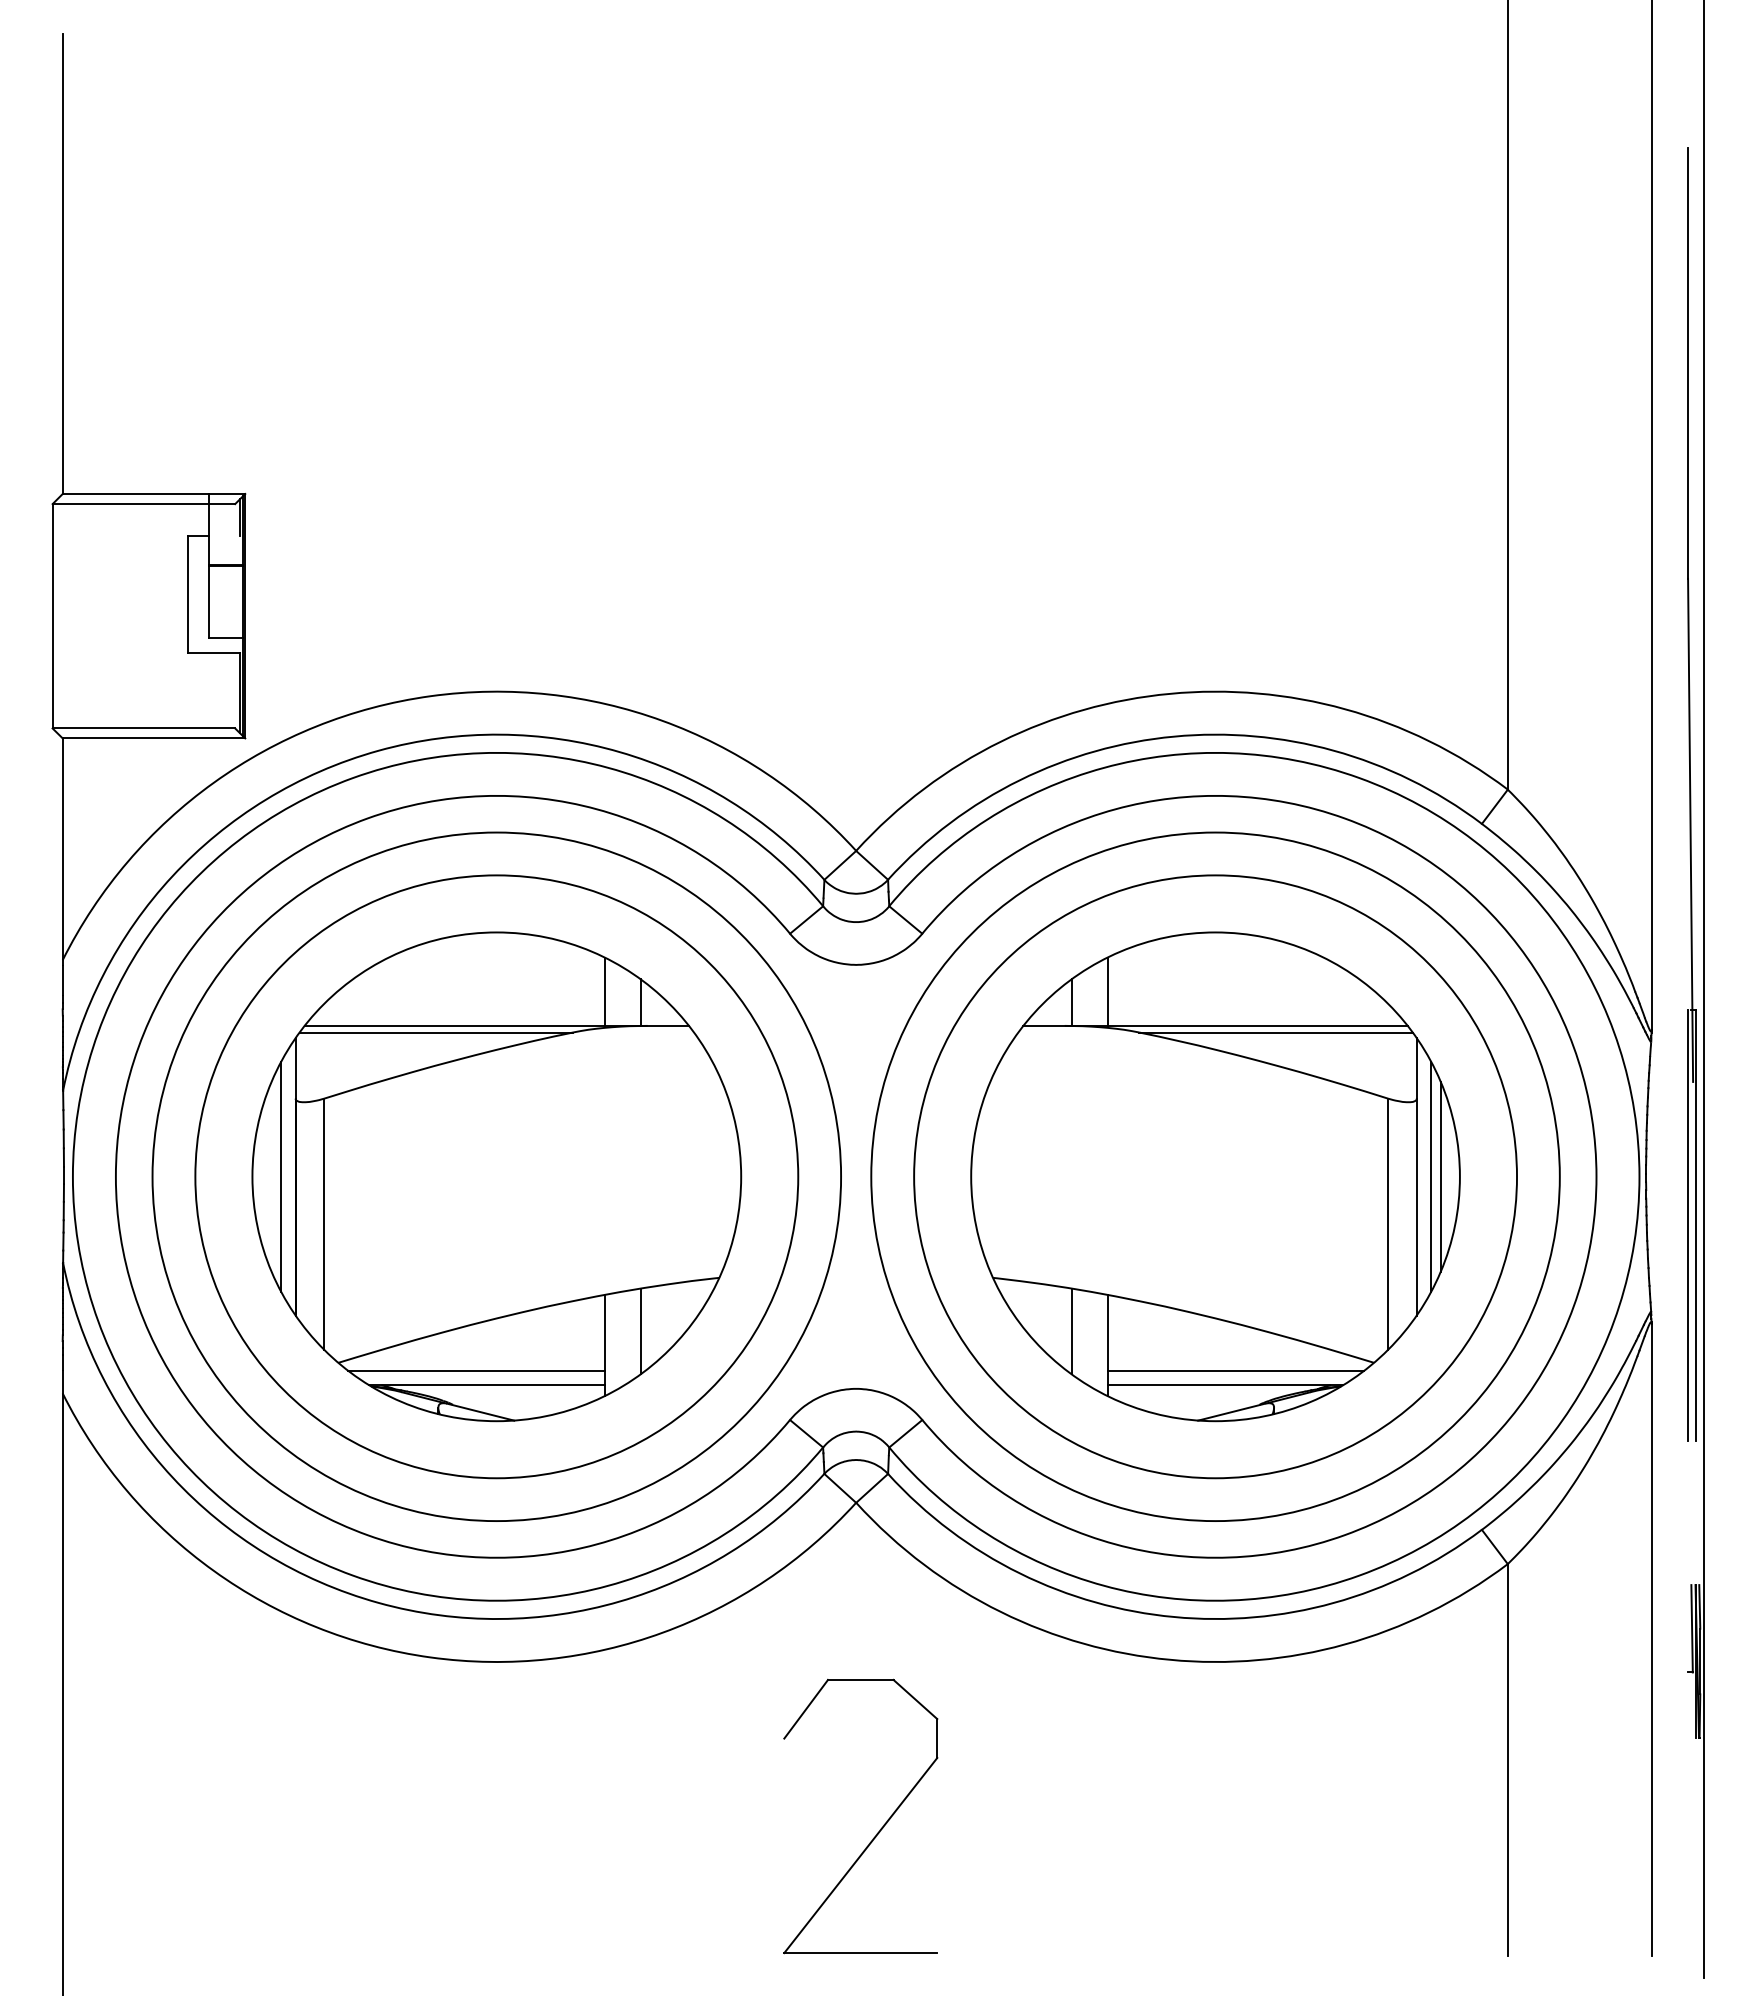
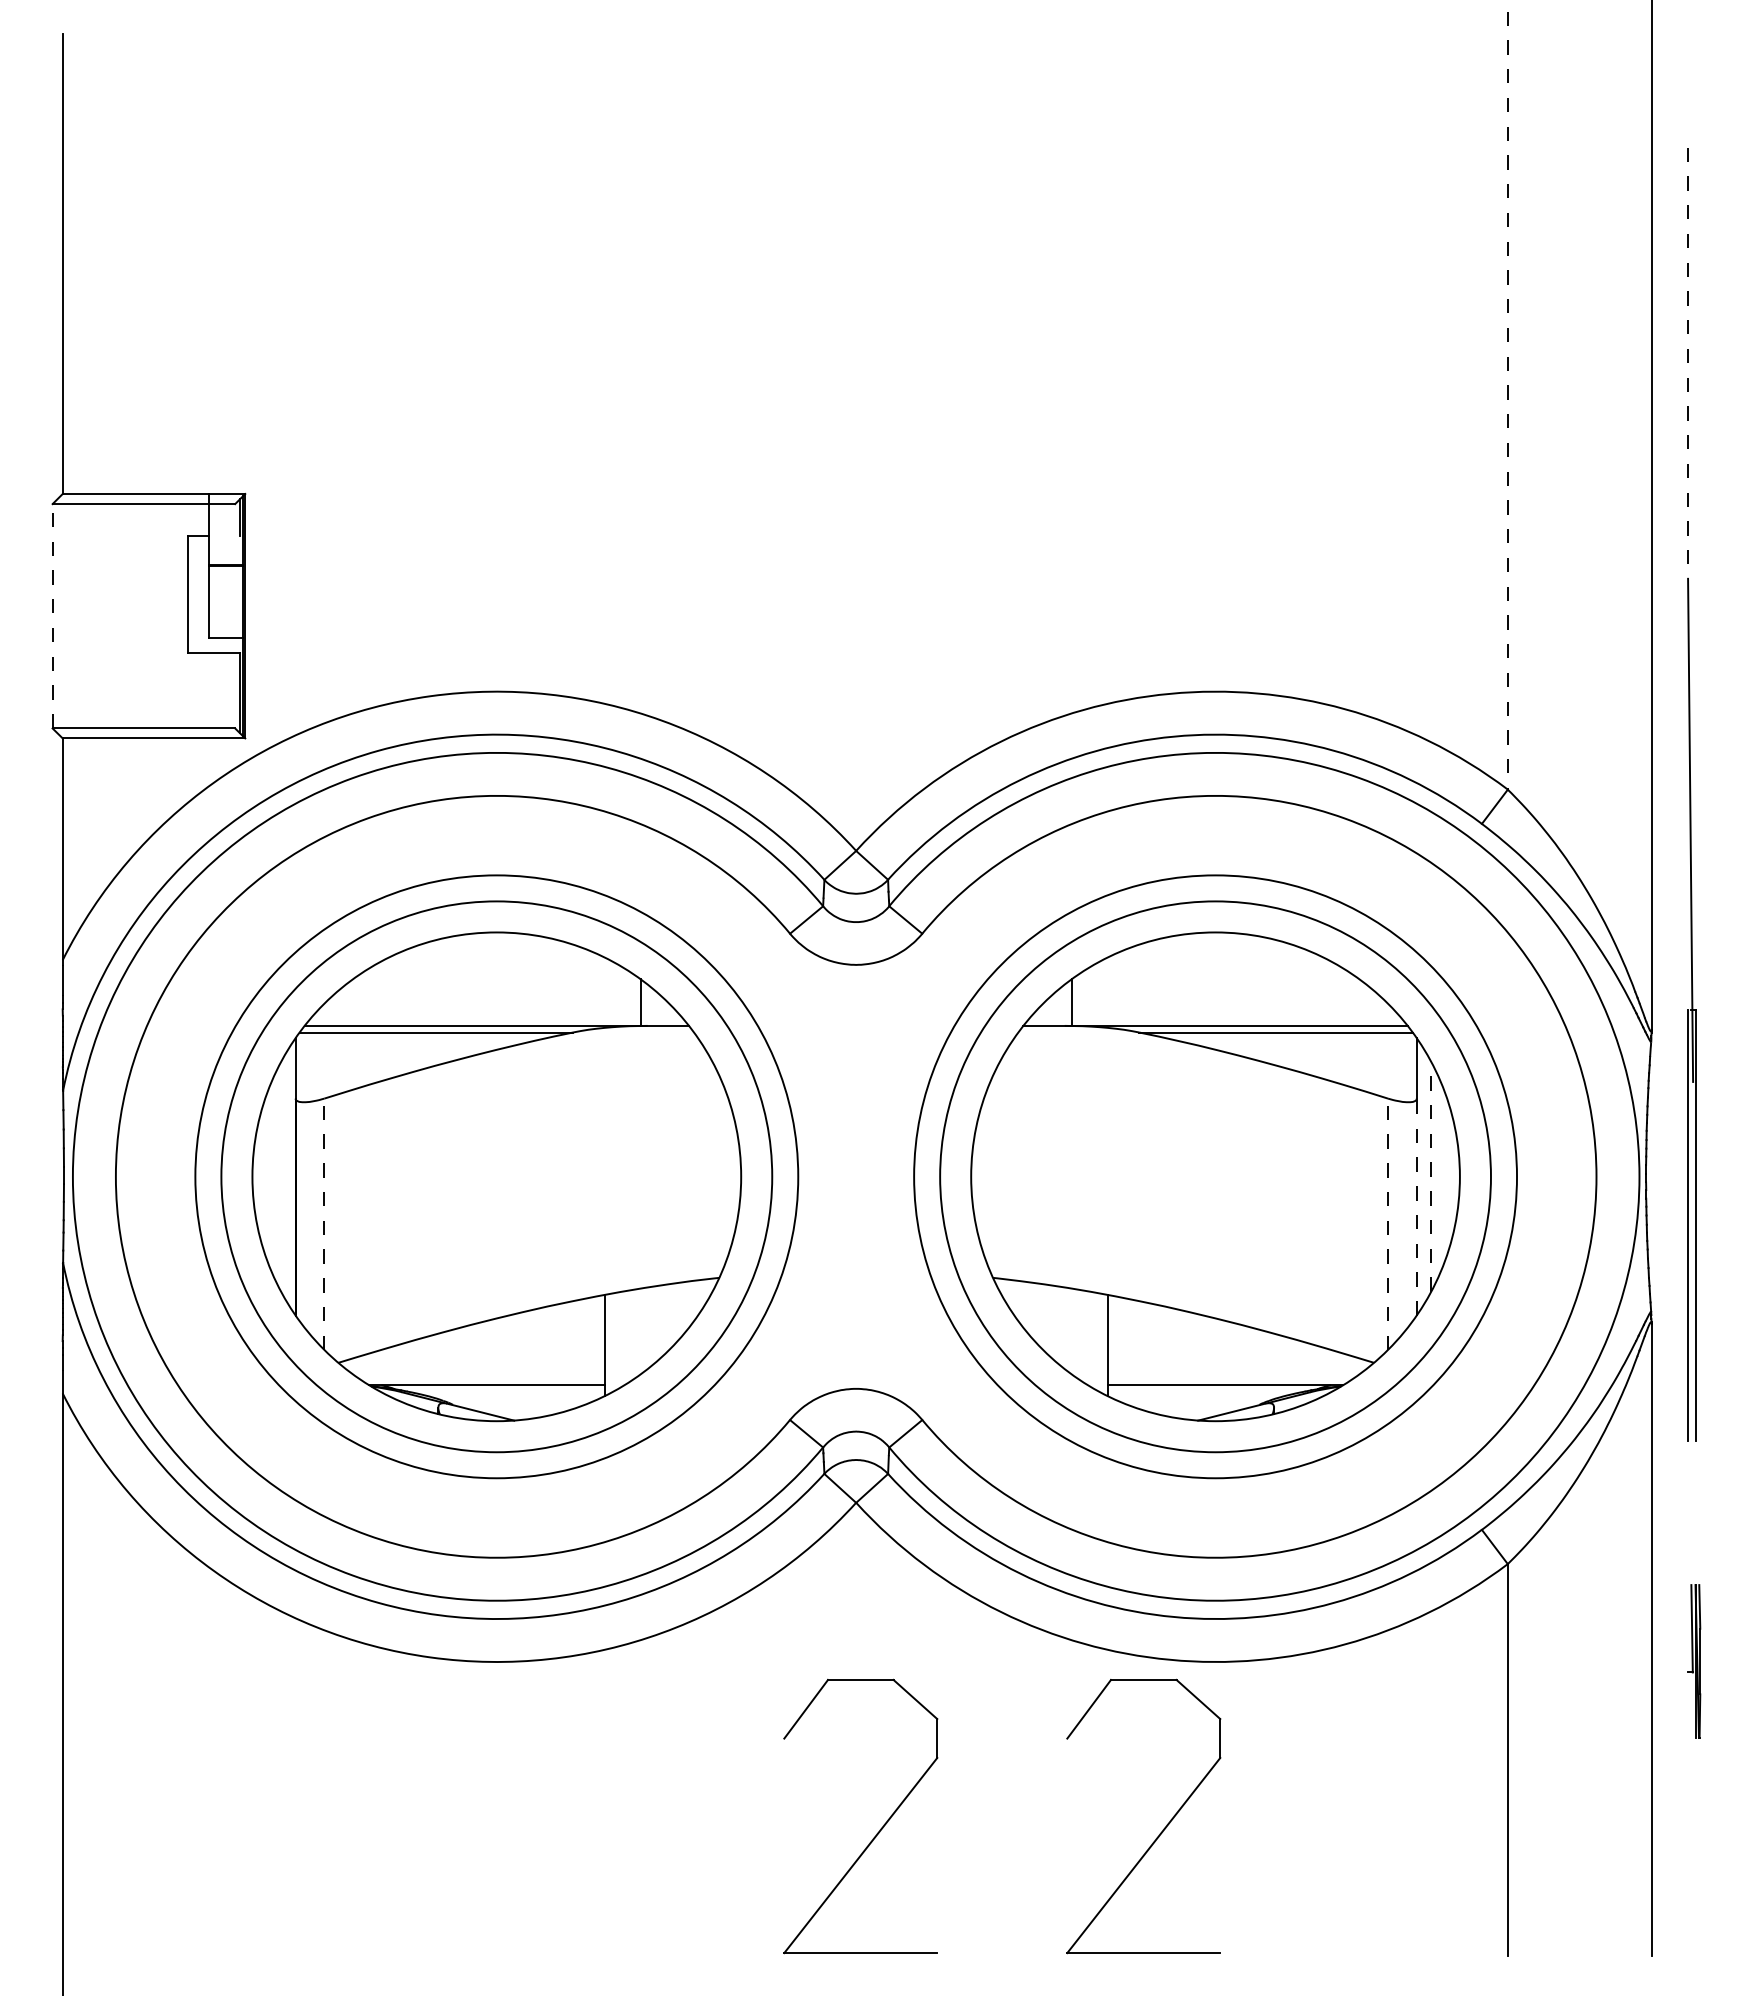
line: solid -> dashed (1688, 363)
line: solid -> dashed (1507, 394)
line: solid -> dashed (52, 615)
line: present -> none (1704, 989)
line: present -> none (604, 991)
line: present -> none (1107, 991)
line: present -> none (281, 1176)
circle diameter: 689 px -> 551 px (496, 1176)
circle diameter: 689 px -> 551 px (1215, 1176)
line: solid -> dashed (1431, 1176)
line: present -> none (1440, 1176)
line: solid -> dashed (1416, 1206)
line: solid -> dashed (324, 1224)
line: solid -> dashed (1388, 1224)
line: present -> none (640, 1331)
line: present -> none (1071, 1331)
line: present -> none (476, 1370)
line: present -> none (1235, 1370)
part: none -> present (1163, 1828)
